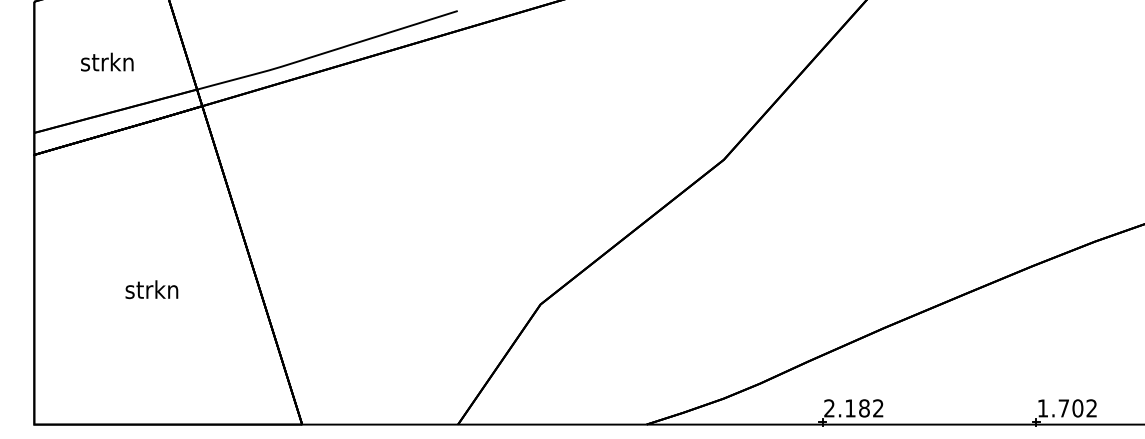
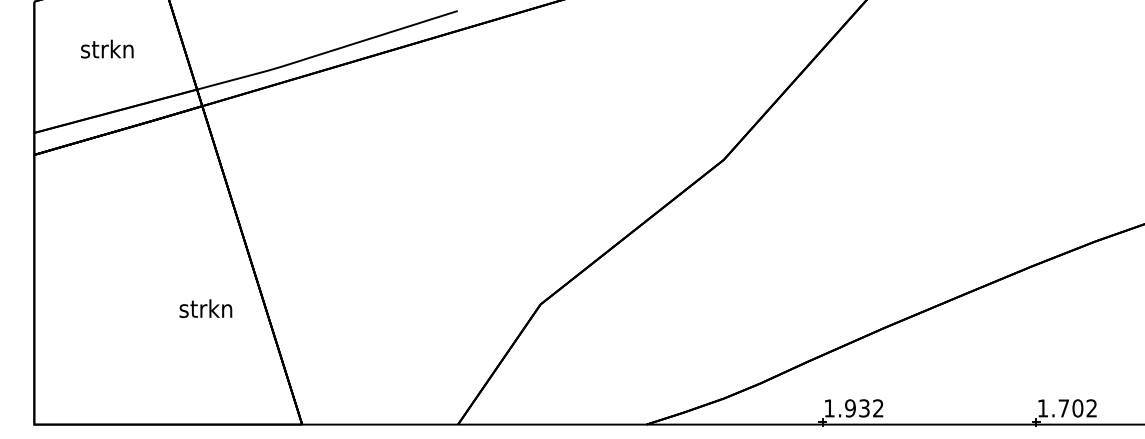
text position: (107, 61) -> (107, 48) (107, 48)
text position: (151, 289) -> (205, 308) (205, 308)
text: 2.182 -> 1.932 (846, 408)
